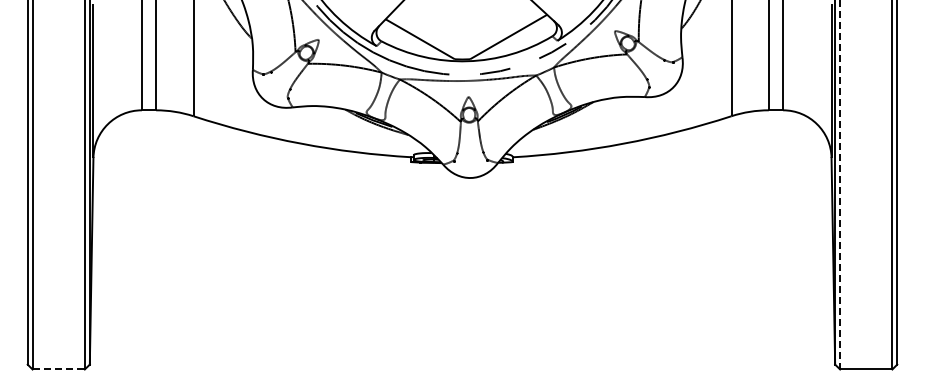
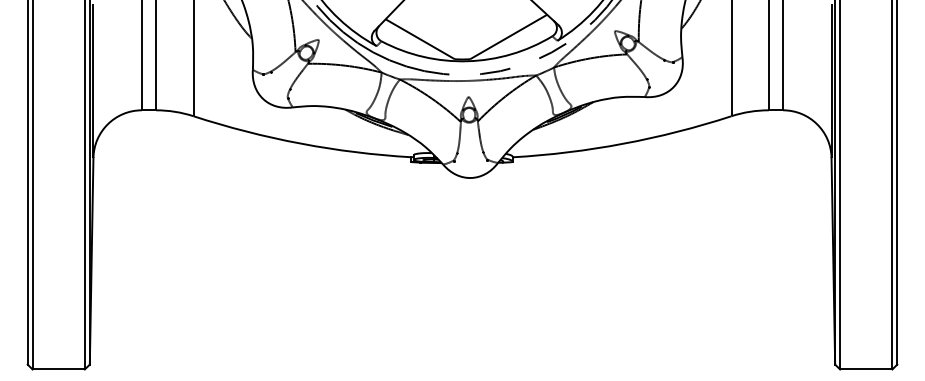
line: dashed -> solid (840, 185)
line: dashed -> solid (59, 369)
